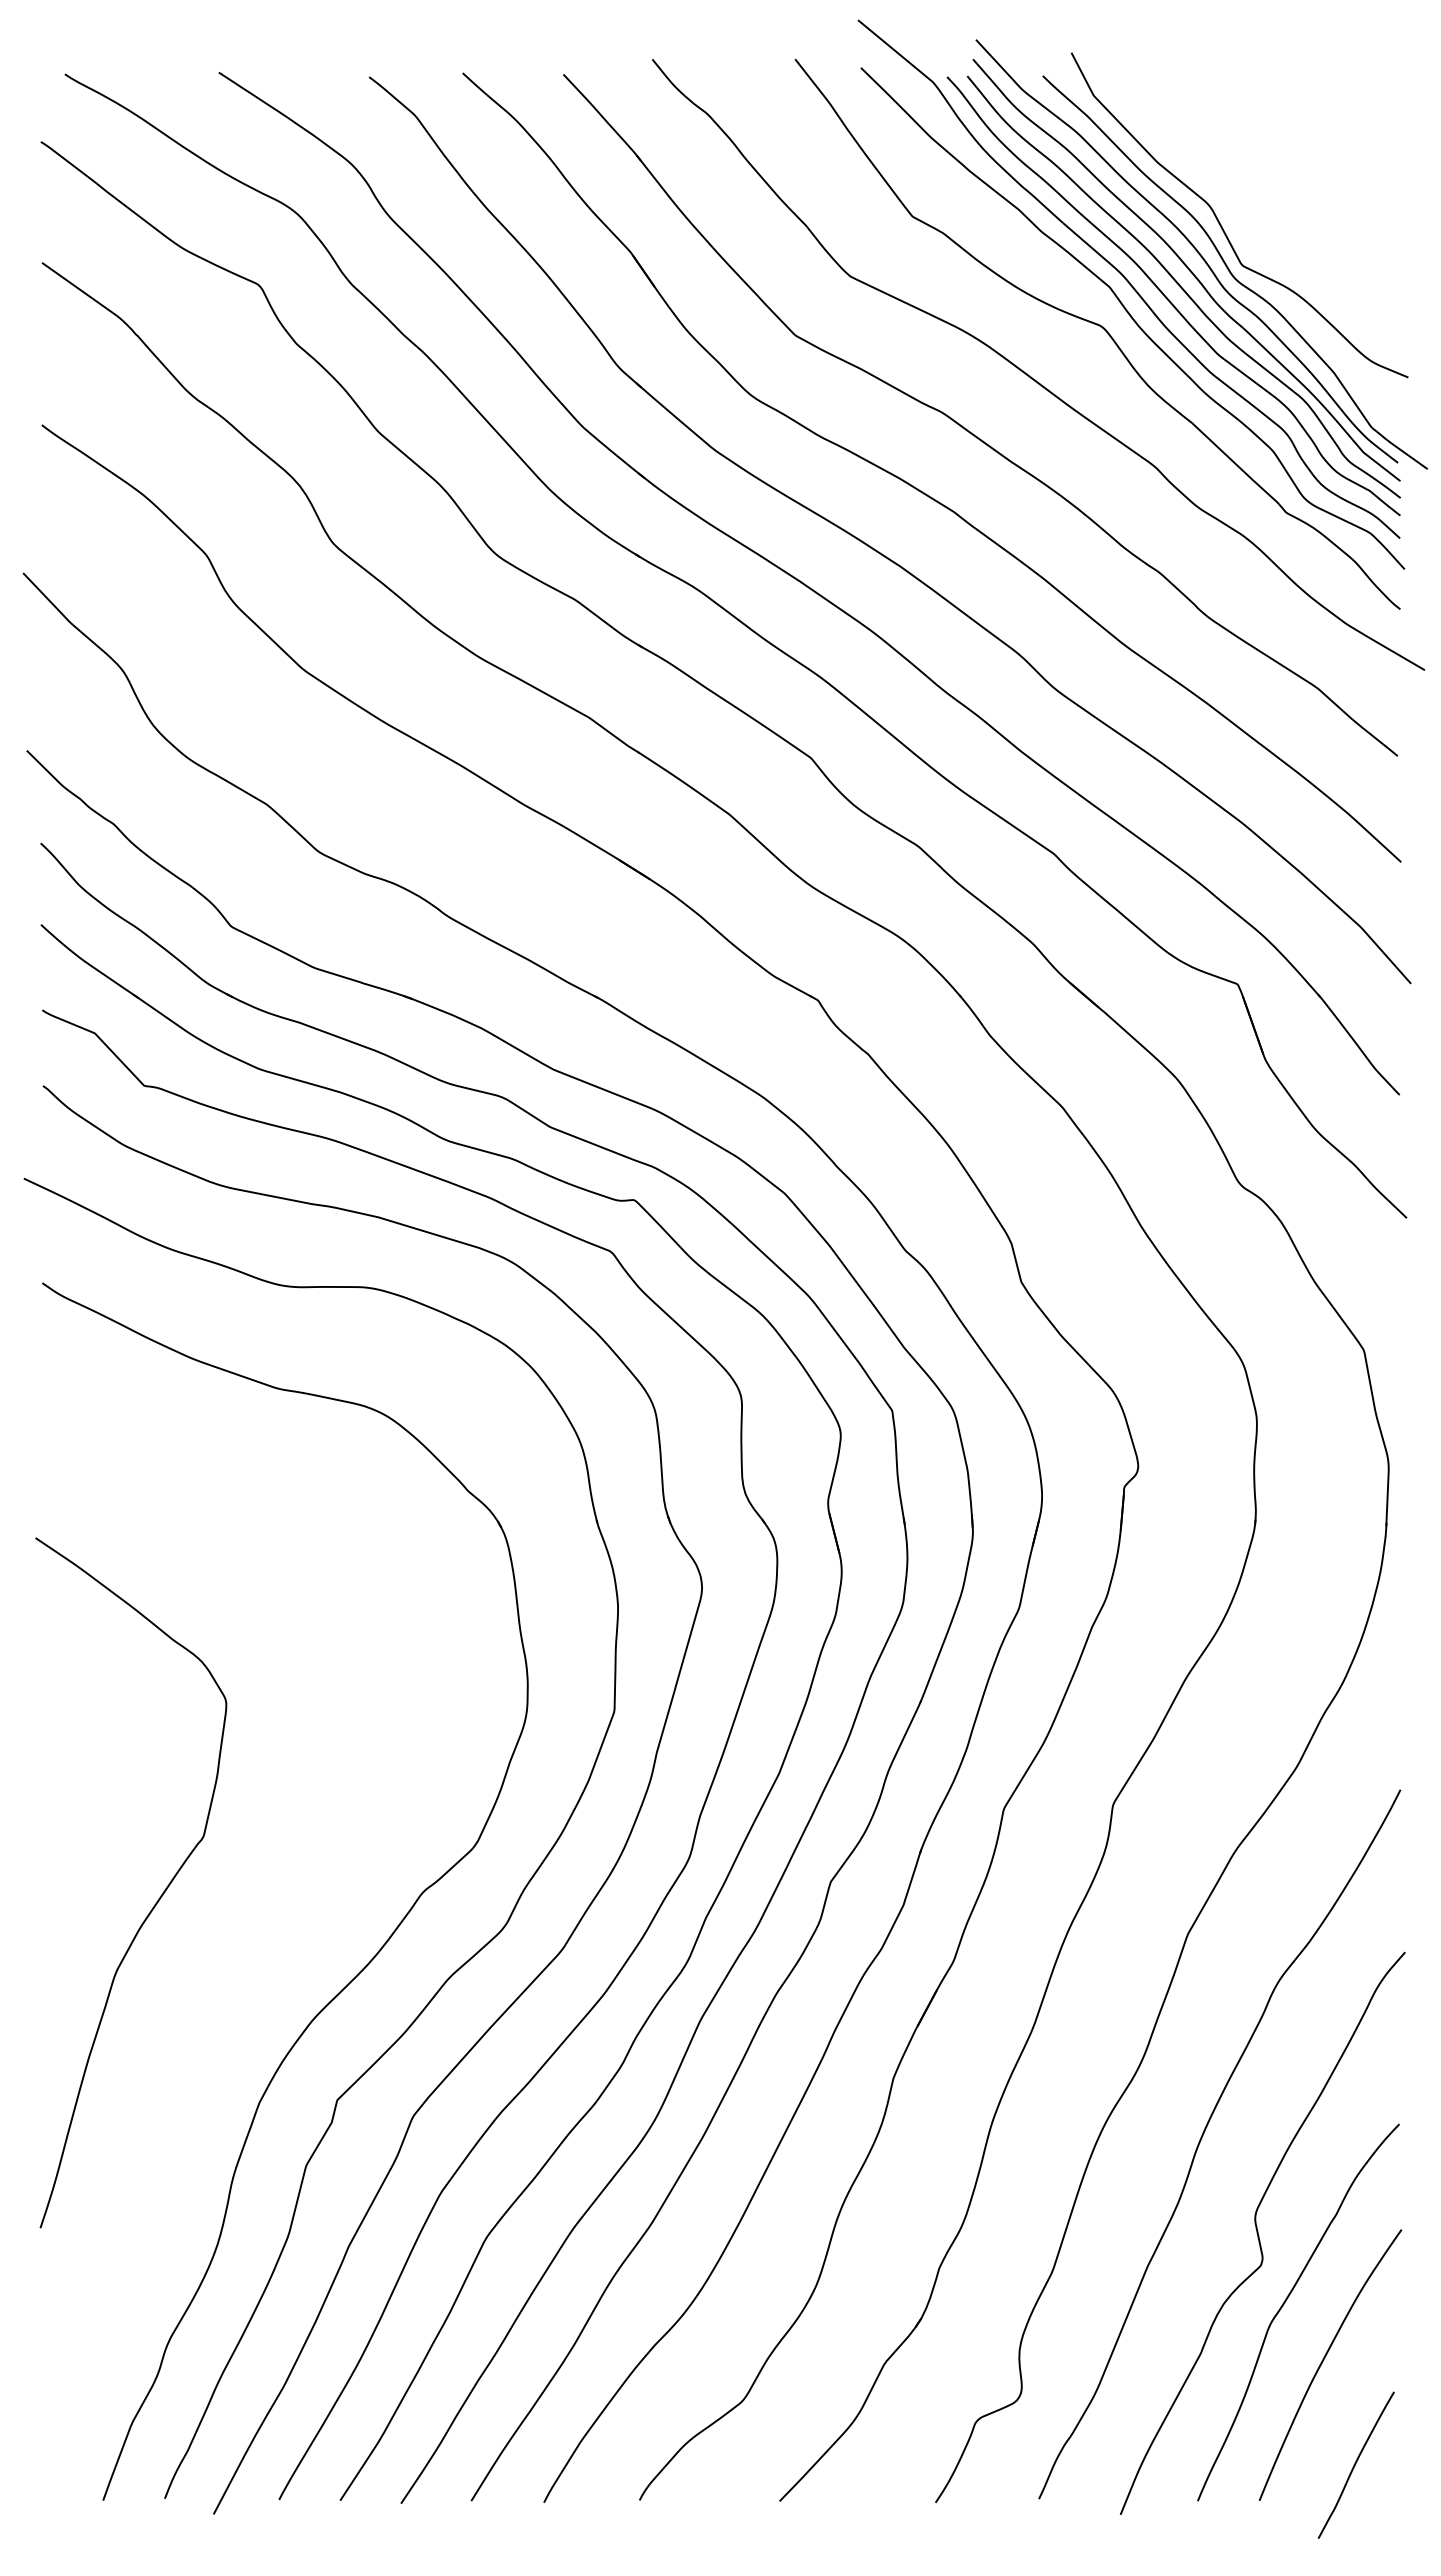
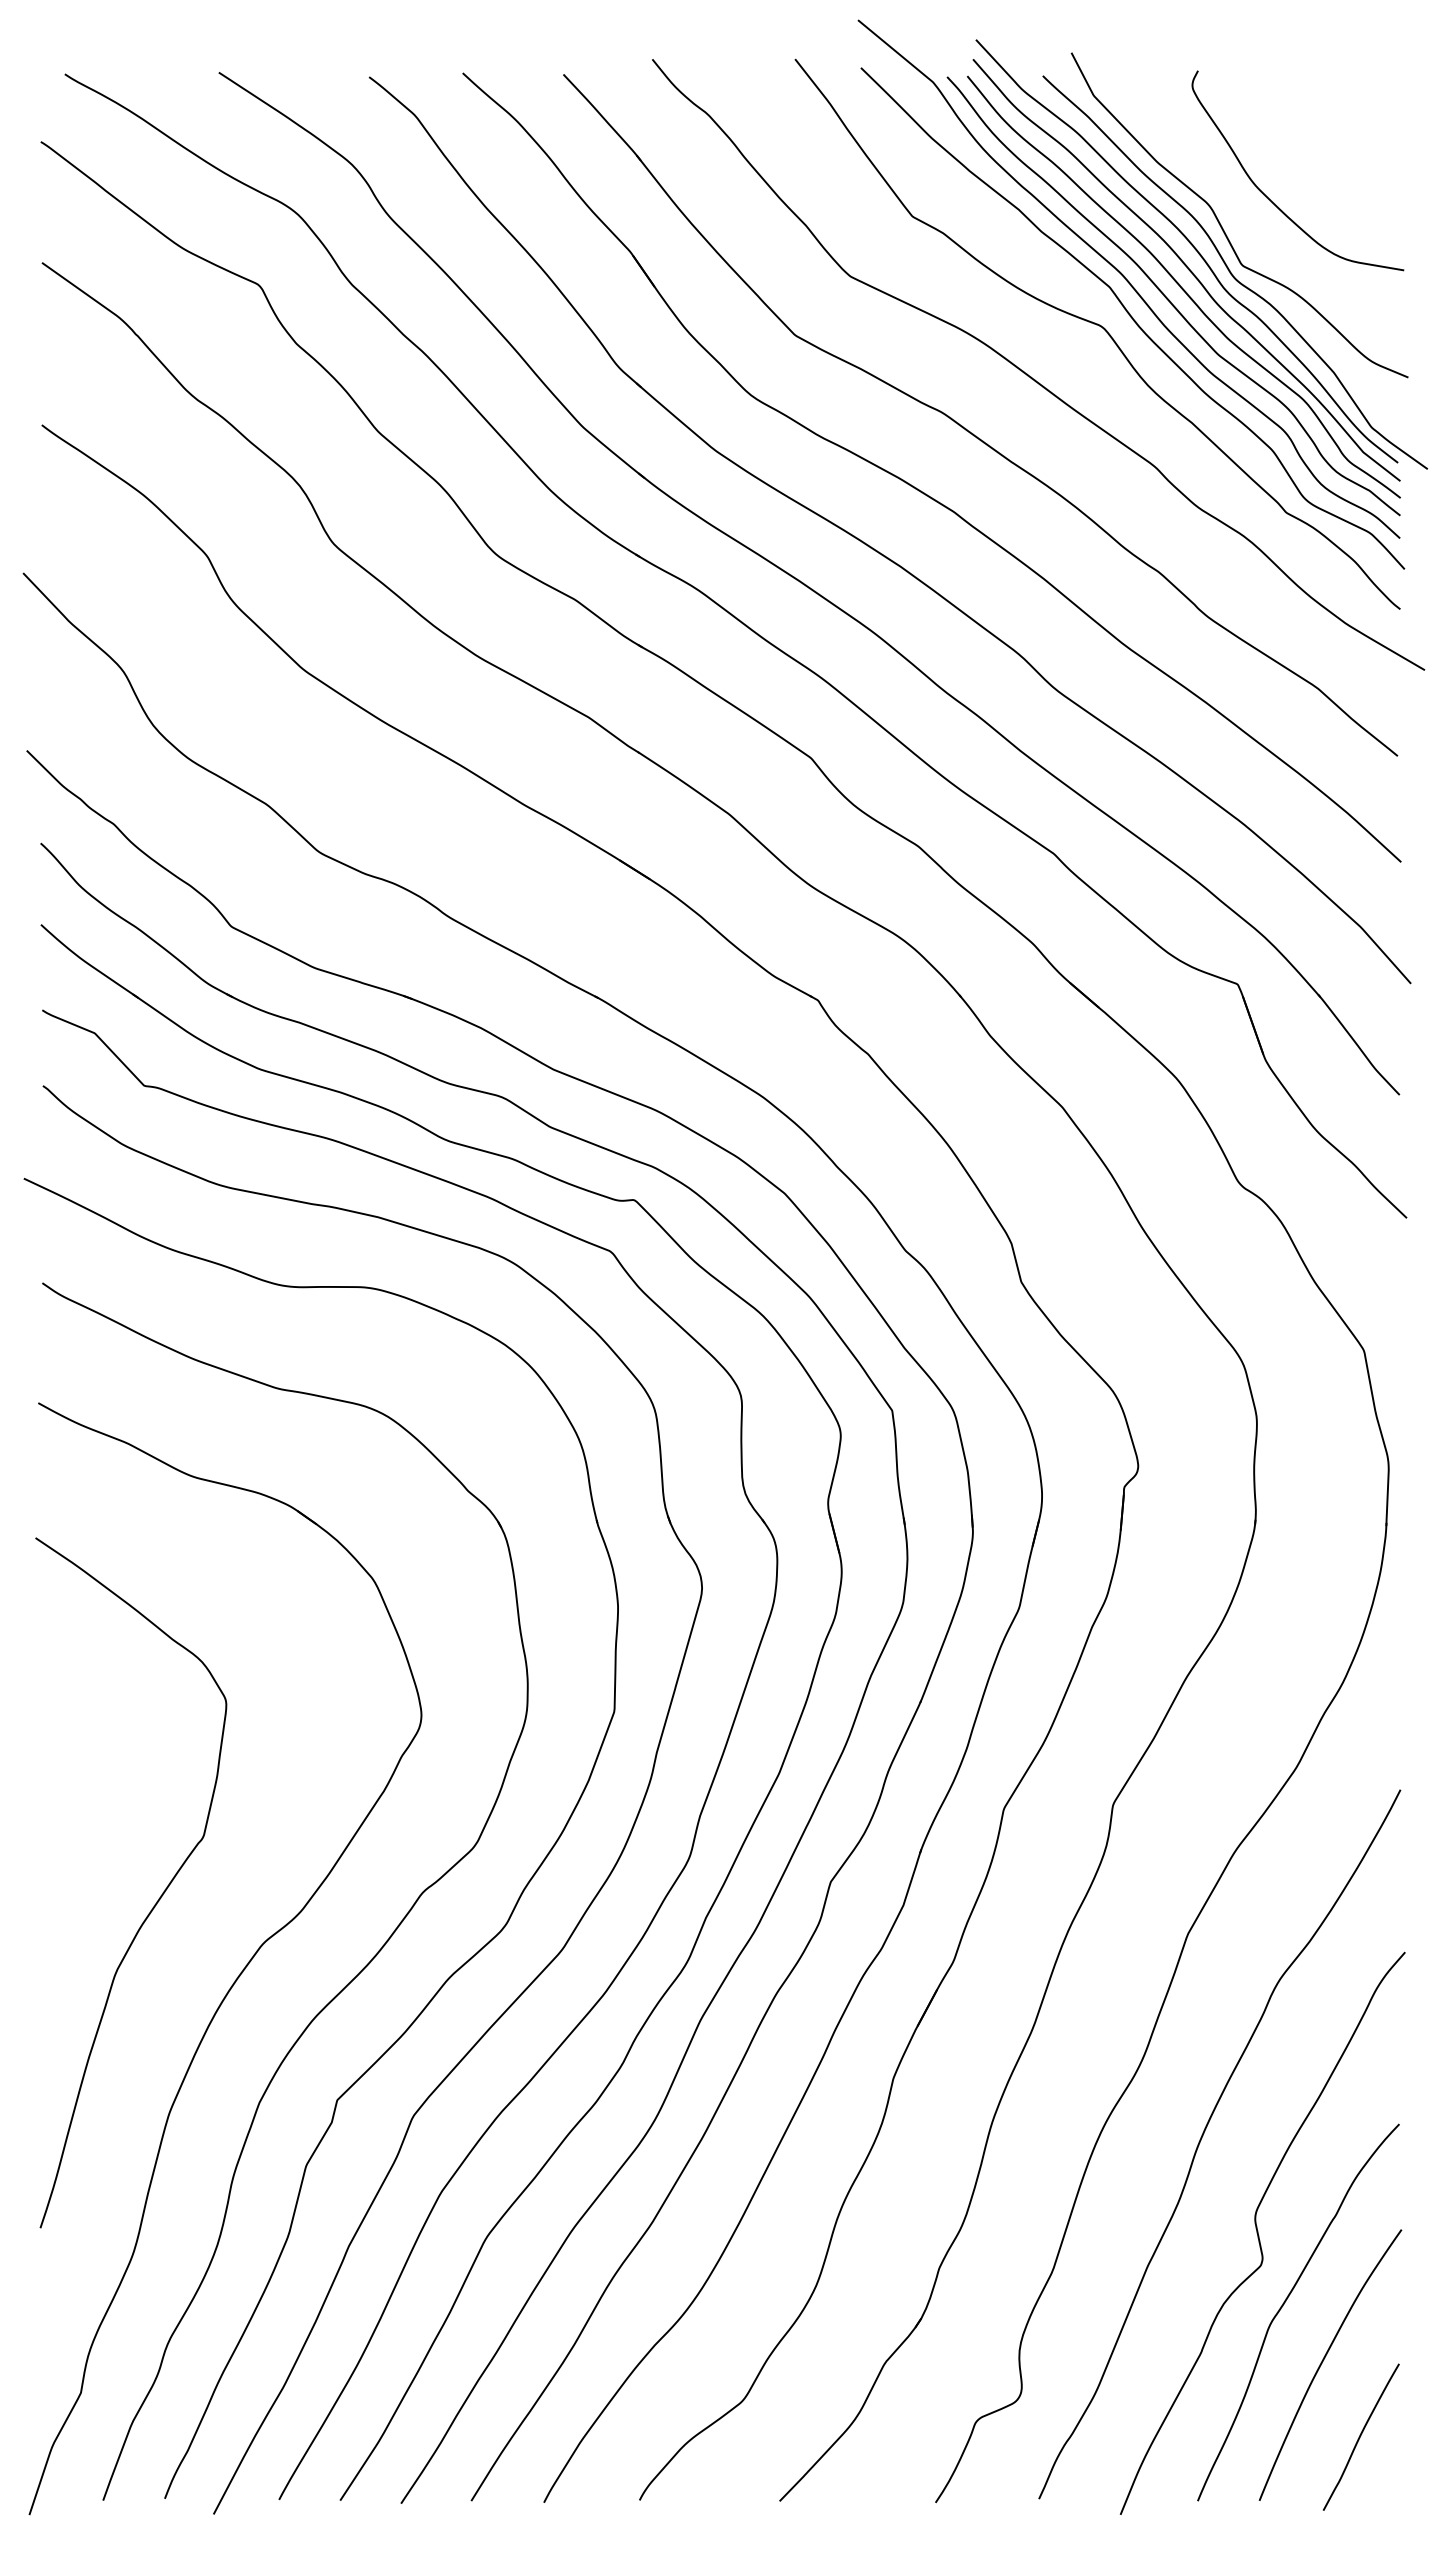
curve: none -> present (1269, 198)
part: none -> present (242, 1969)
curve position: (1355, 2464) -> (1360, 2436) (1360, 2436)
